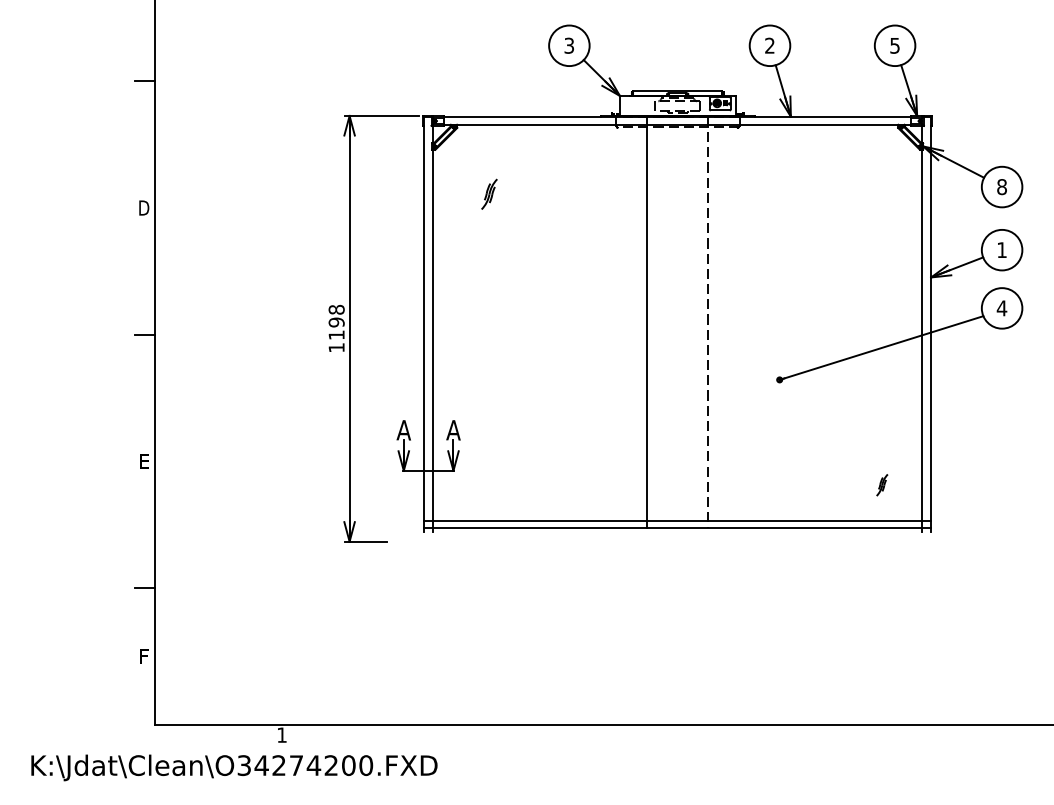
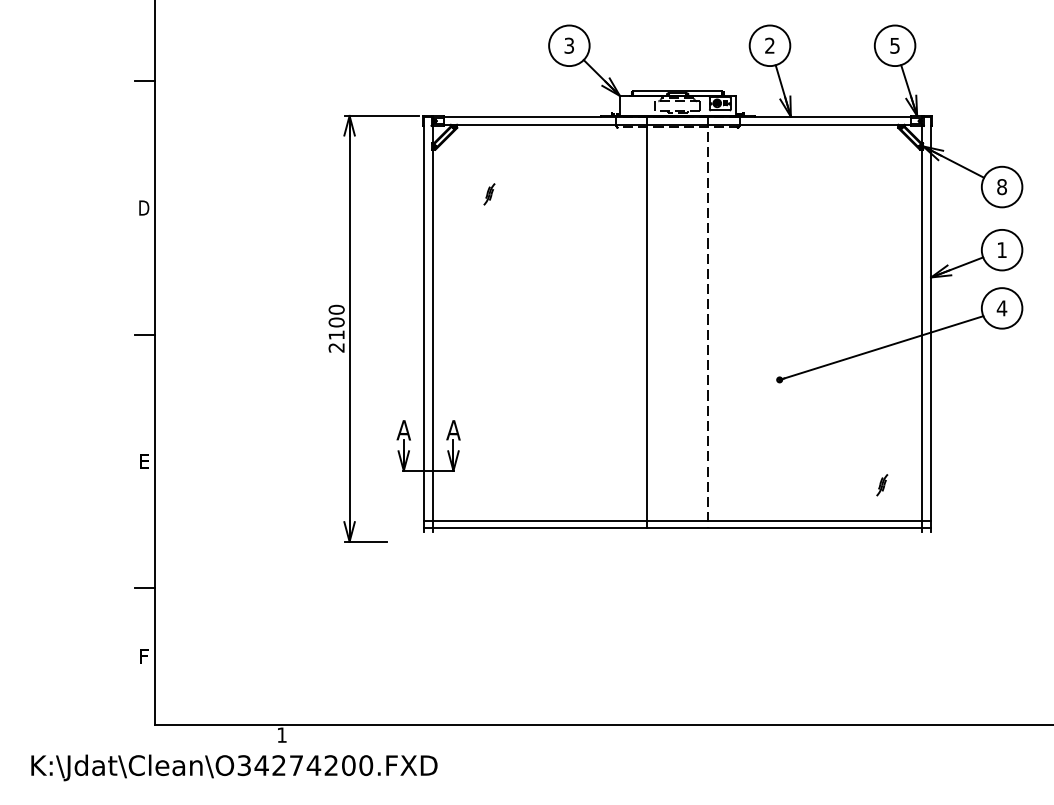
part size: 17x32 px -> 13x23 px (489, 194)
text: 1198 -> 2100 (336, 328)
